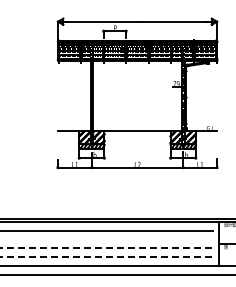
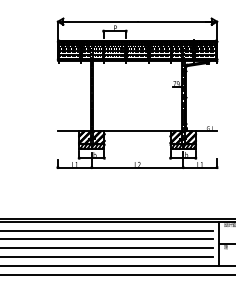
line: none -> present (107, 239)
line: dashed -> solid (107, 248)
line: dashed -> solid (107, 257)
